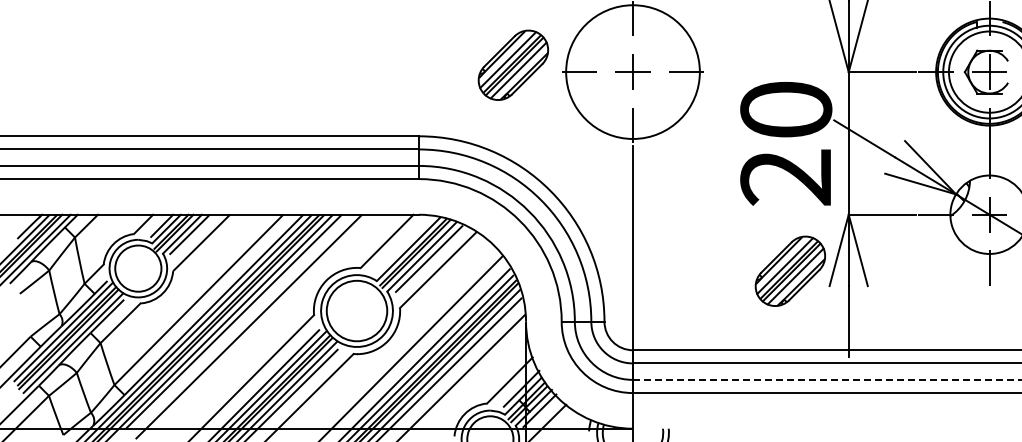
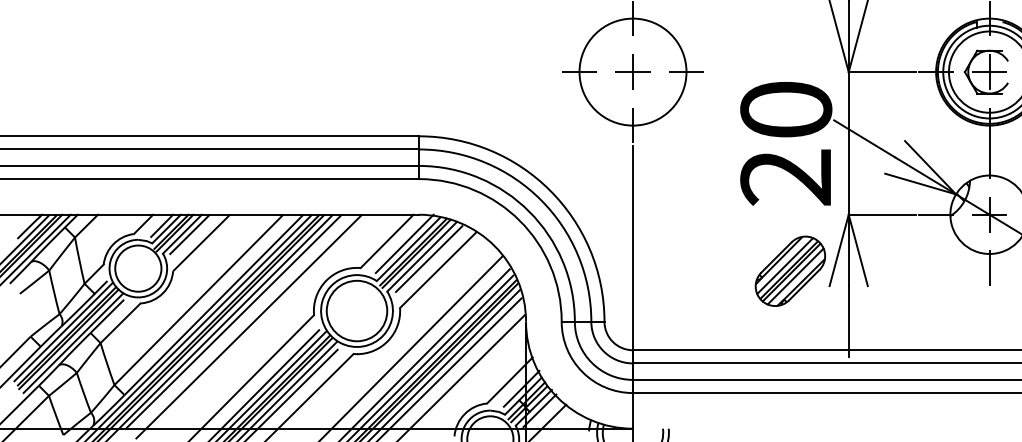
part: present -> none (512, 64)
circle diameter: 134 px -> 107 px (632, 71)
line: none -> present (404, 243)
line: dashed -> solid (827, 379)
